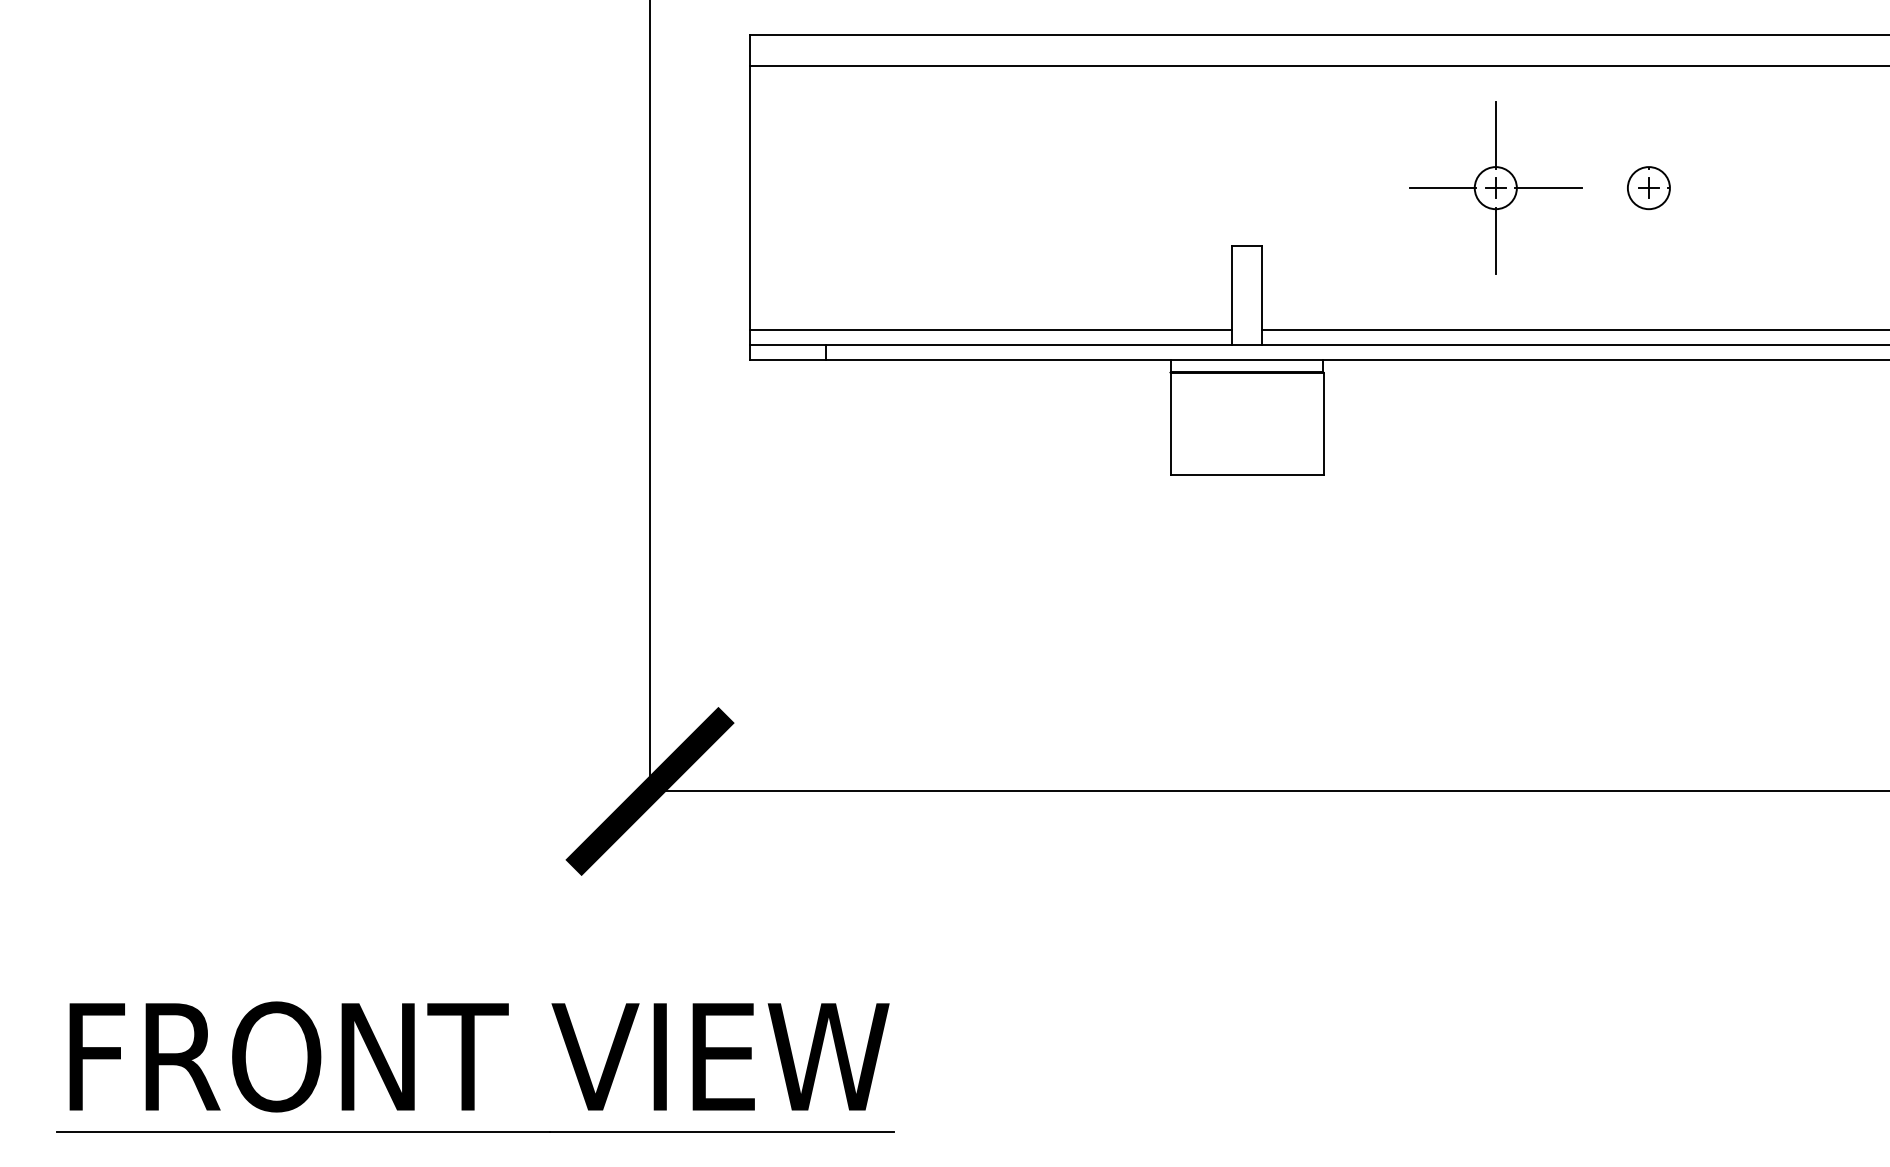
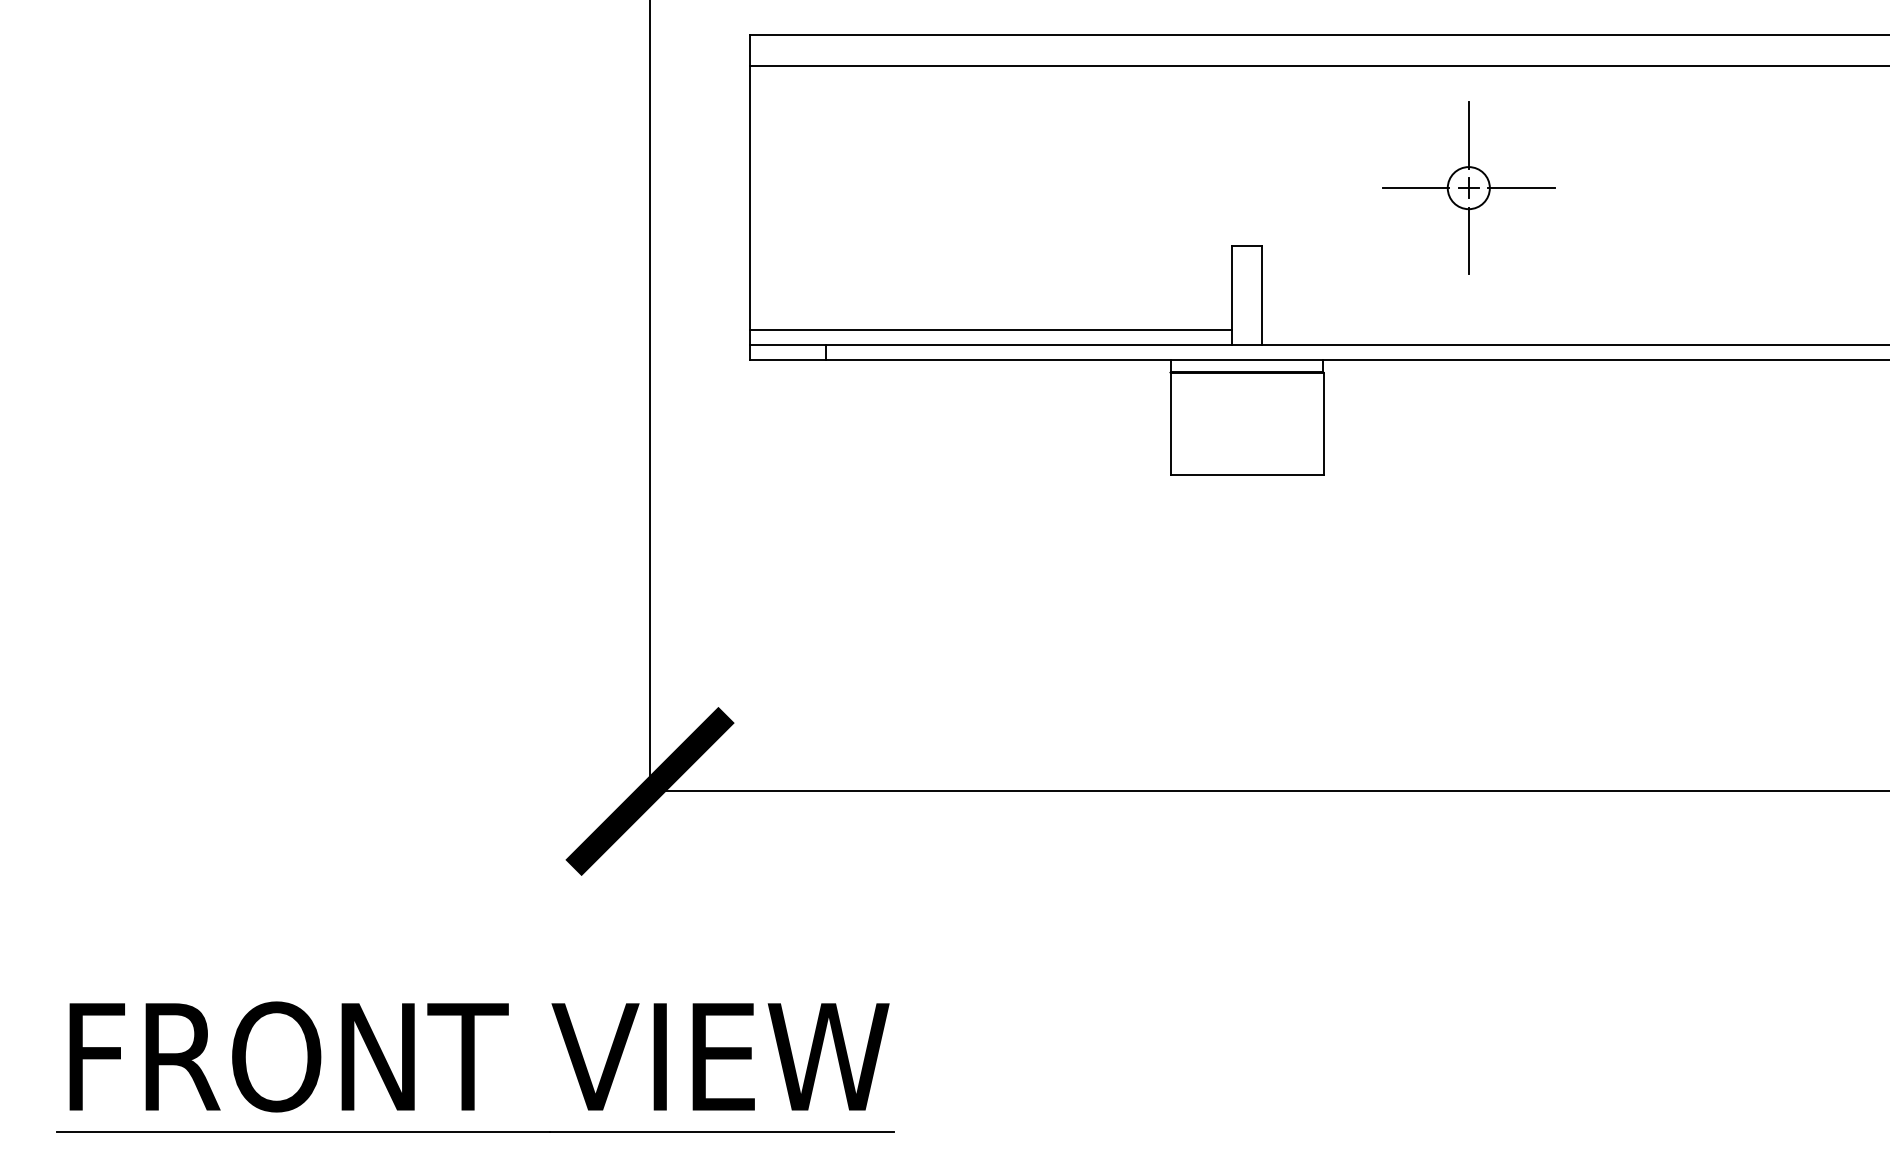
part position: (1495, 187) -> (1468, 187) (1468, 187)
part: present -> none (1648, 188)
line: present -> none (1574, 329)
